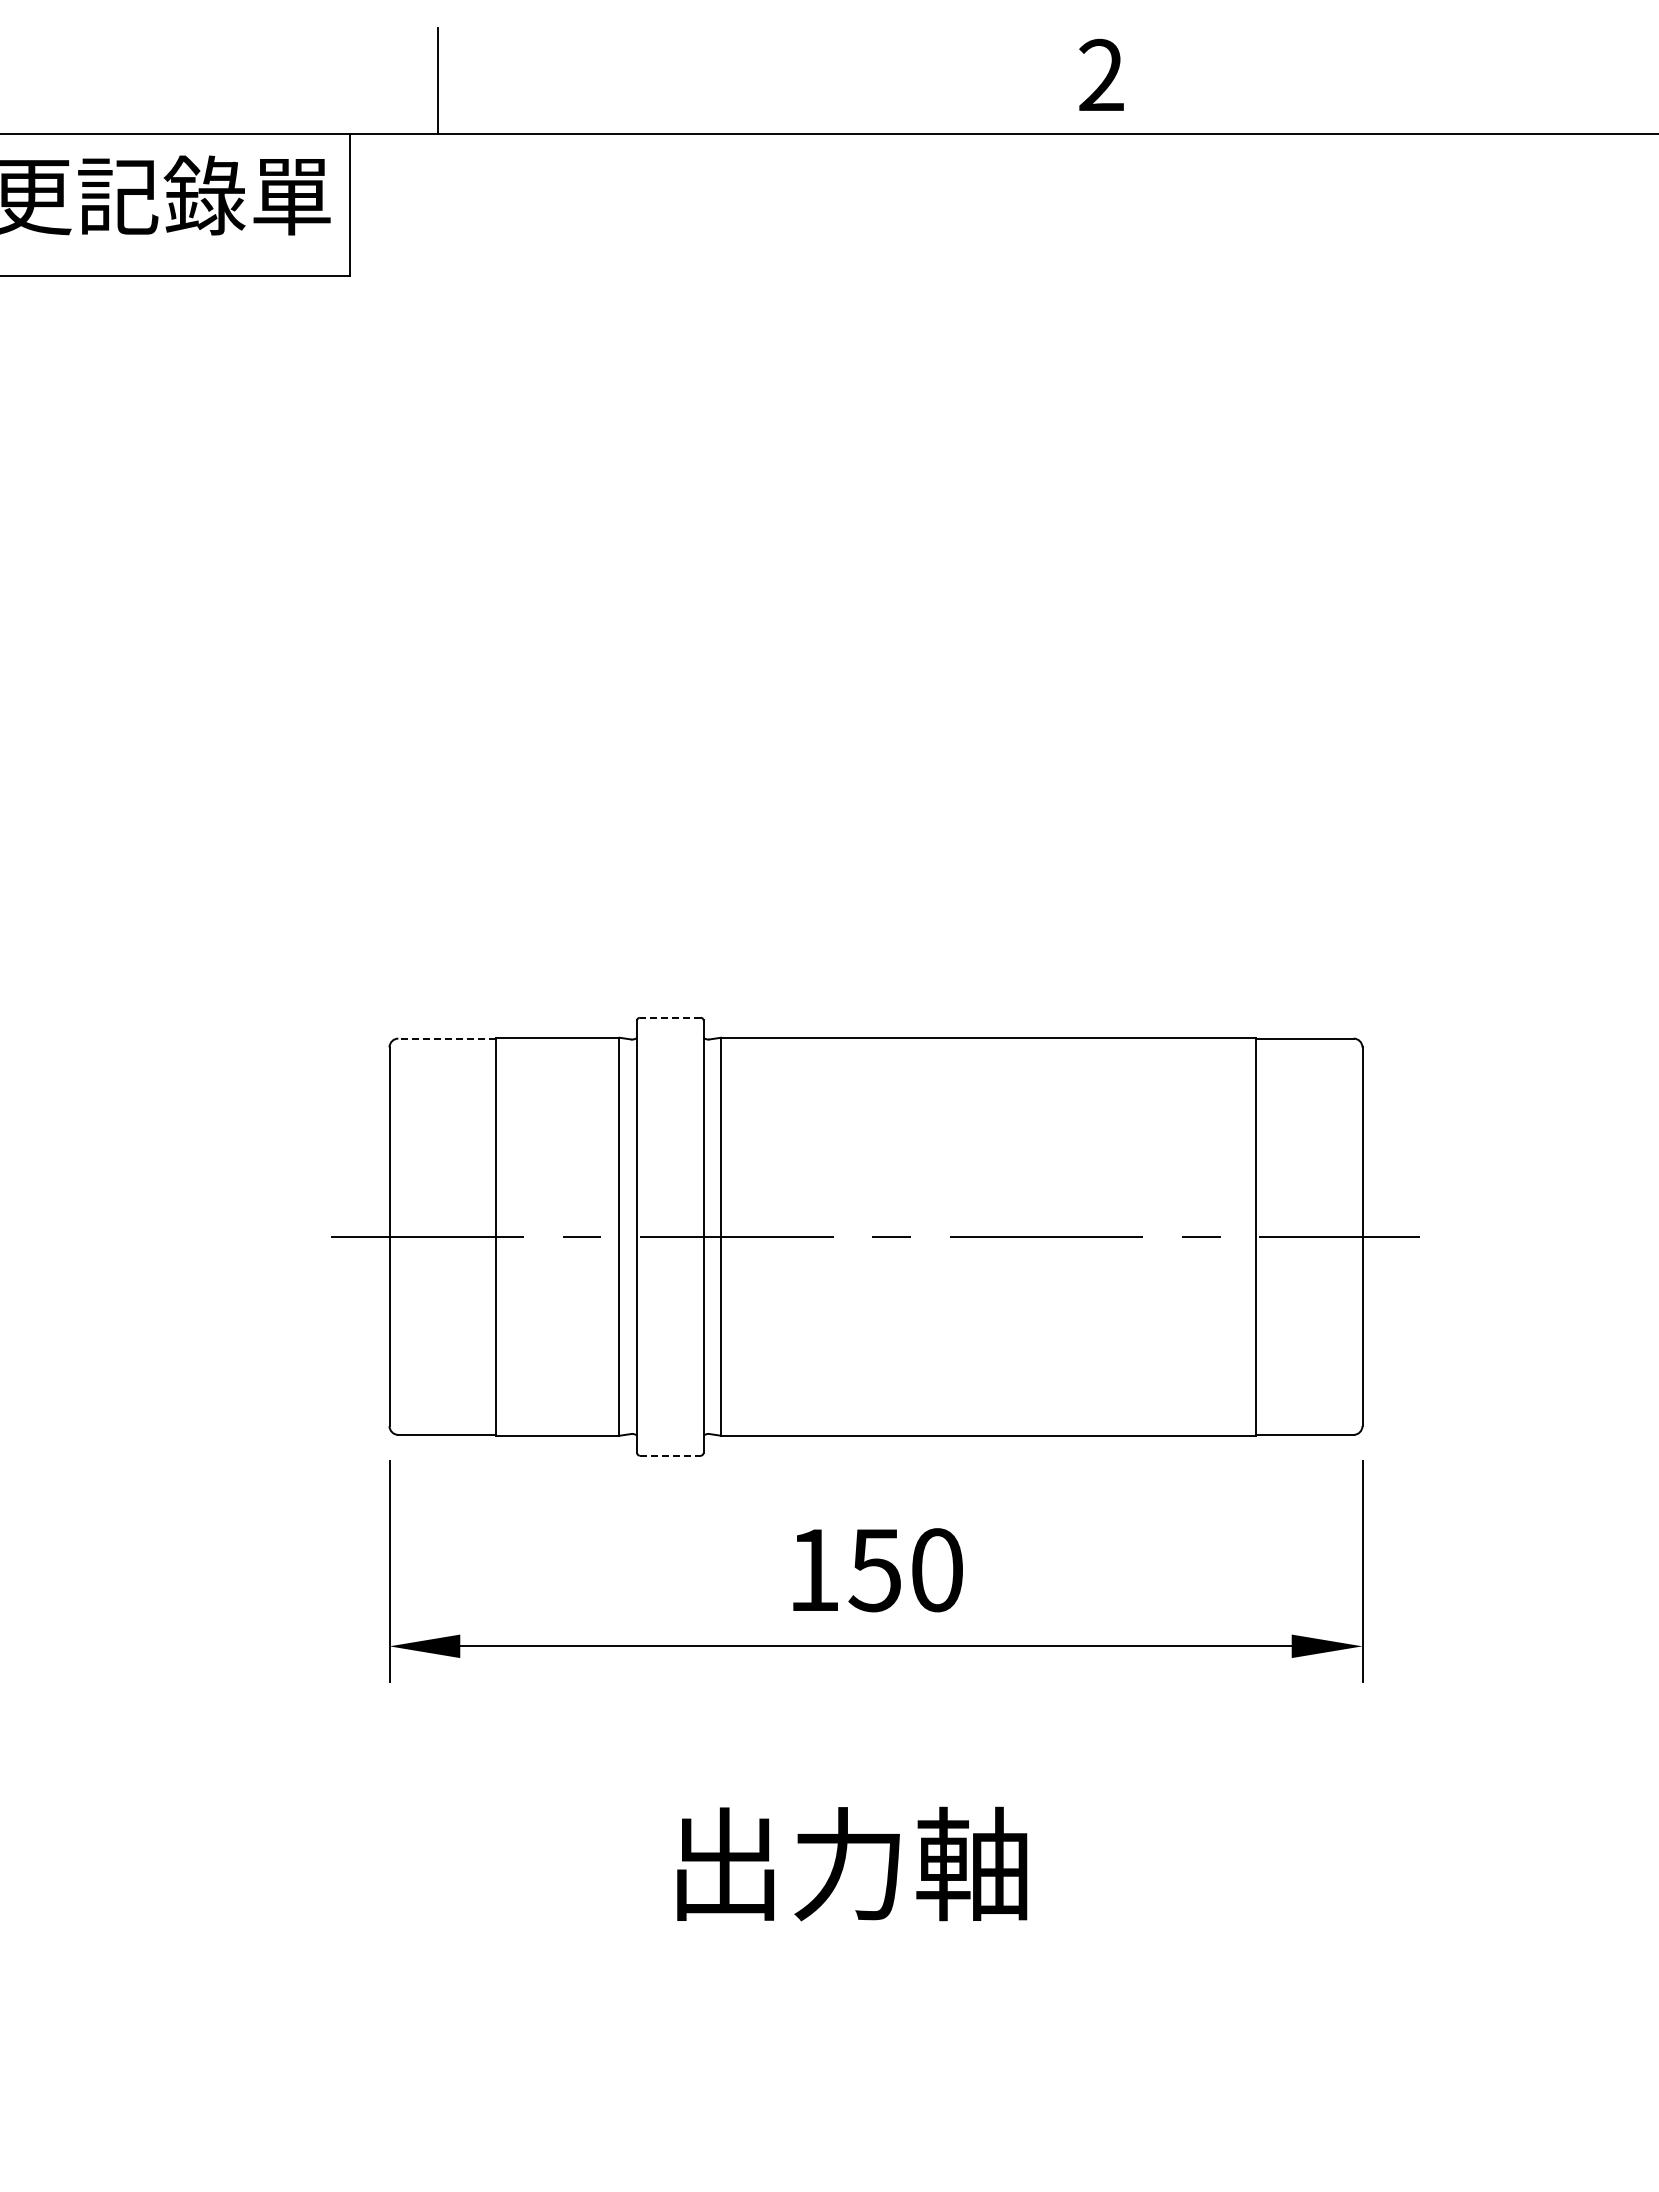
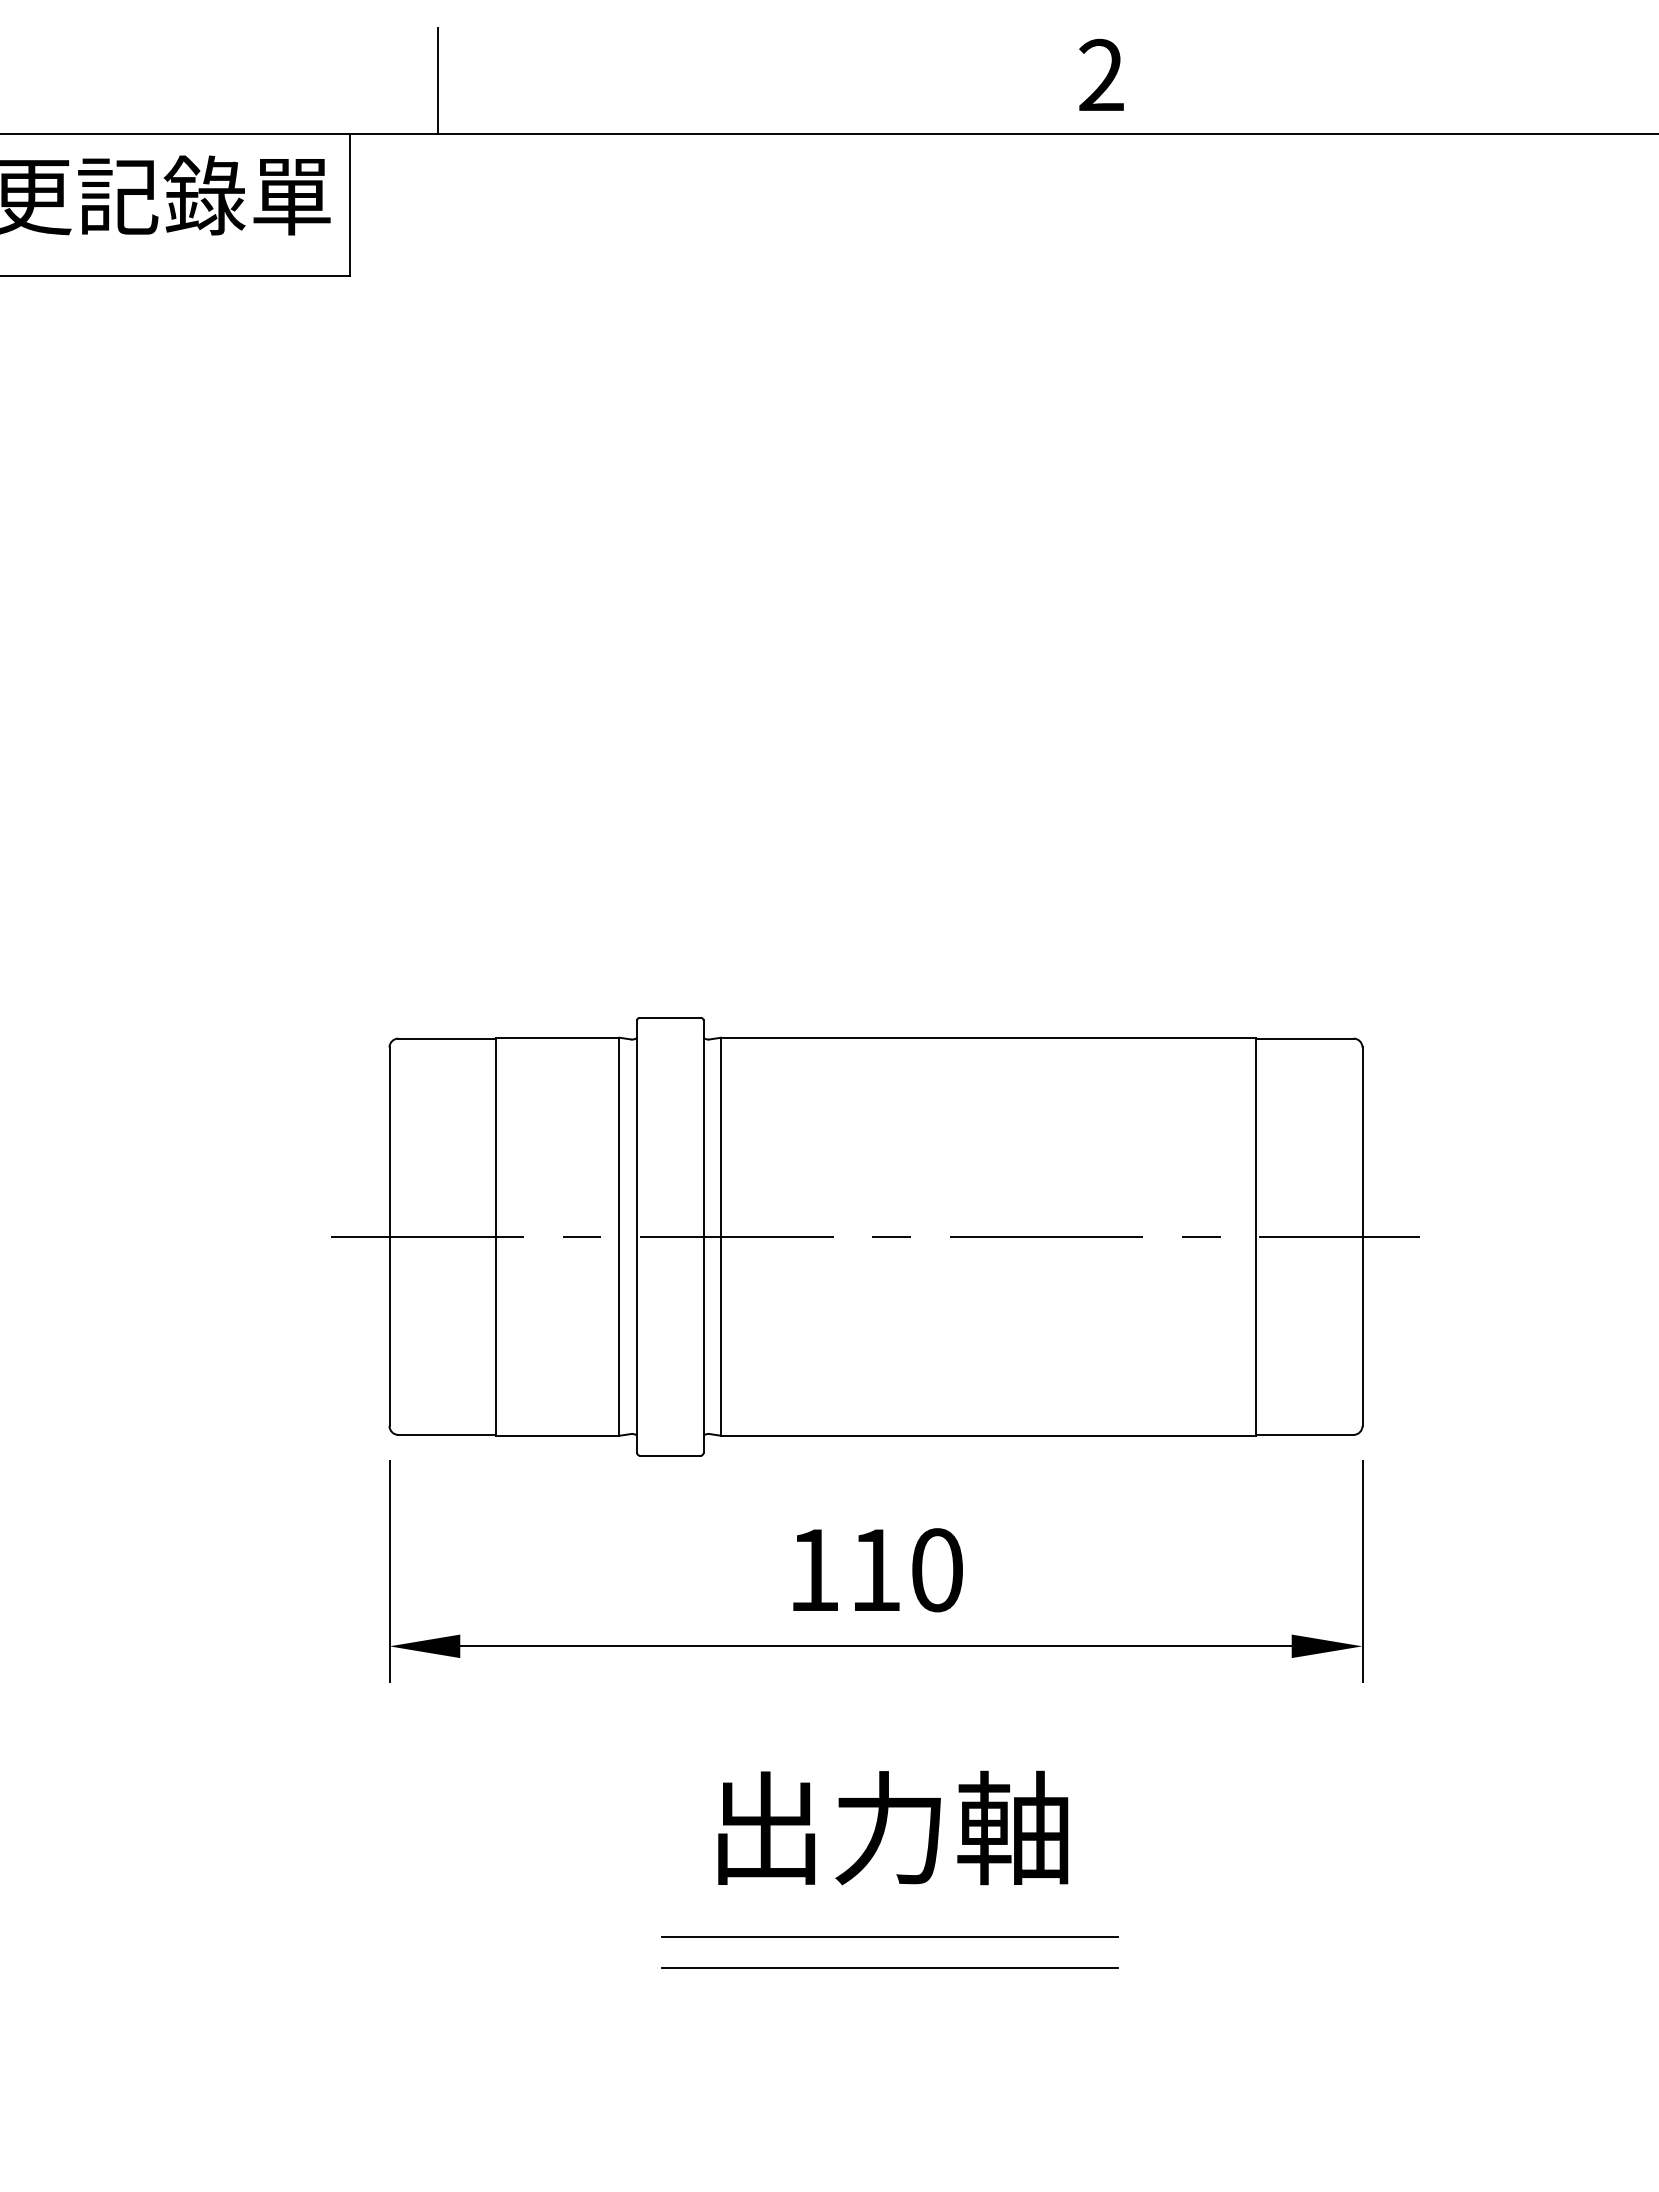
line: dashed -> solid (670, 1017)
line: dashed -> solid (447, 1038)
line: dashed -> solid (670, 1455)
text: 150 -> 110 (874, 1570)
text position: (852, 1863) -> (893, 1827) (893, 1827)
line: none -> present (890, 1936)
line: none -> present (890, 1967)
